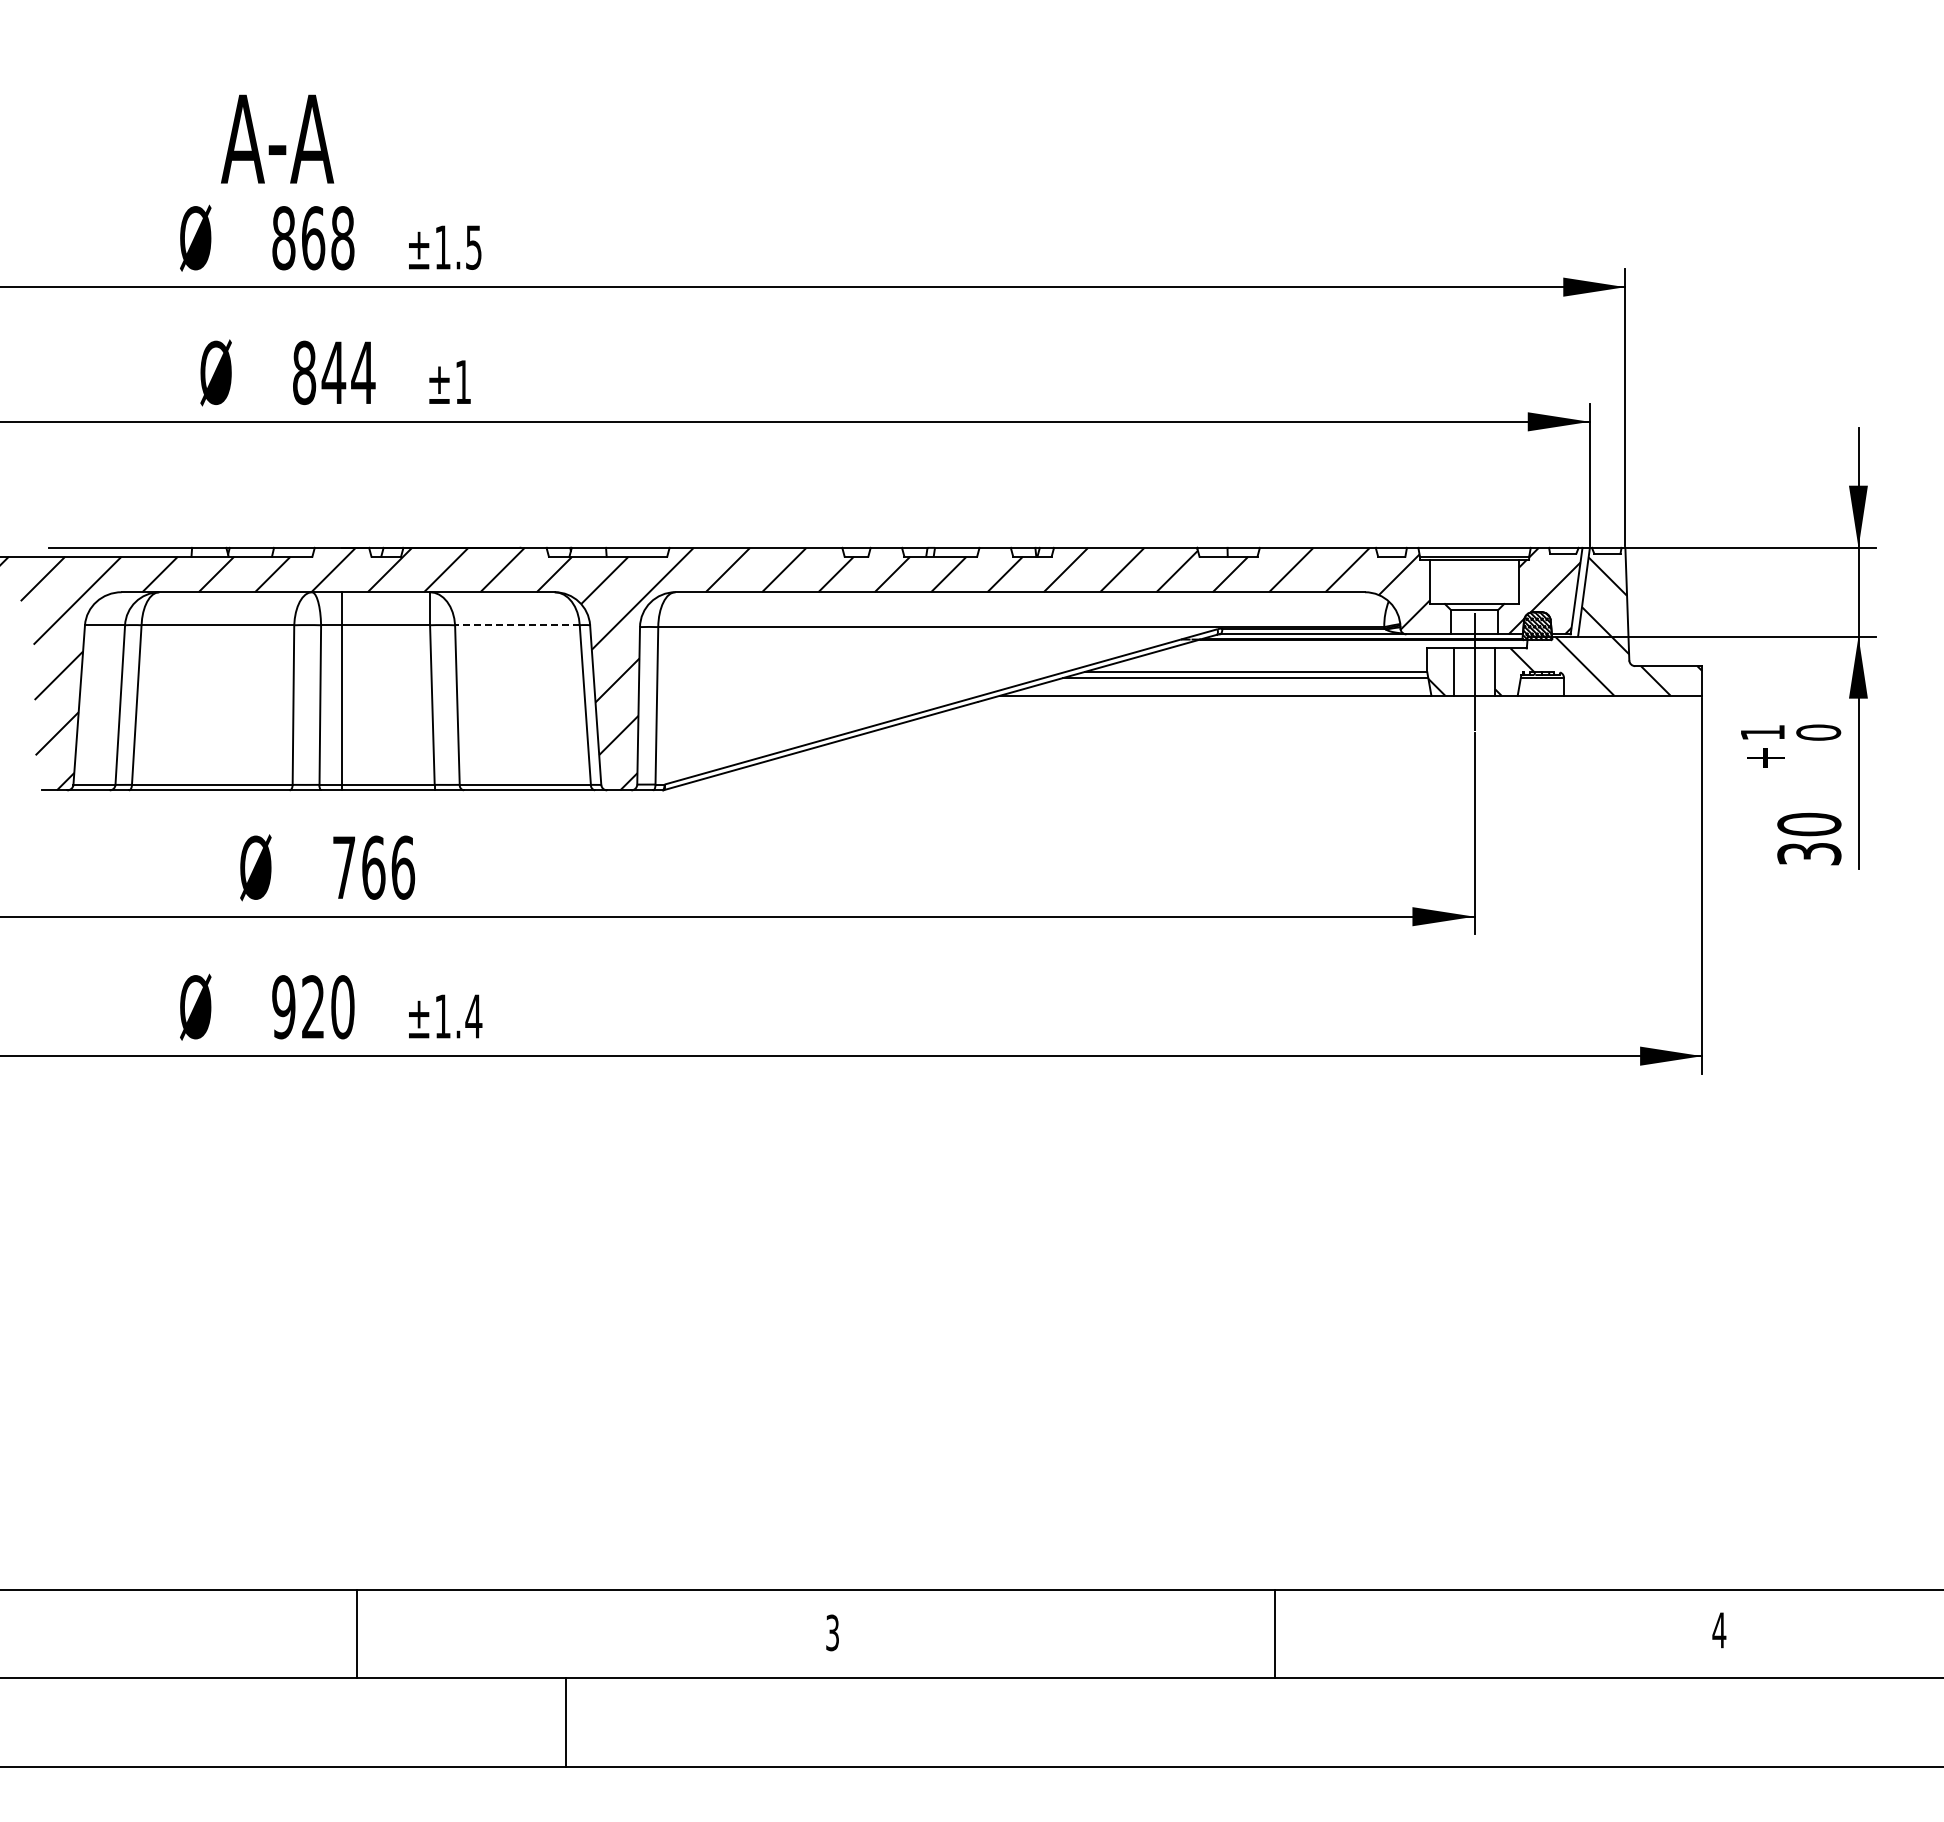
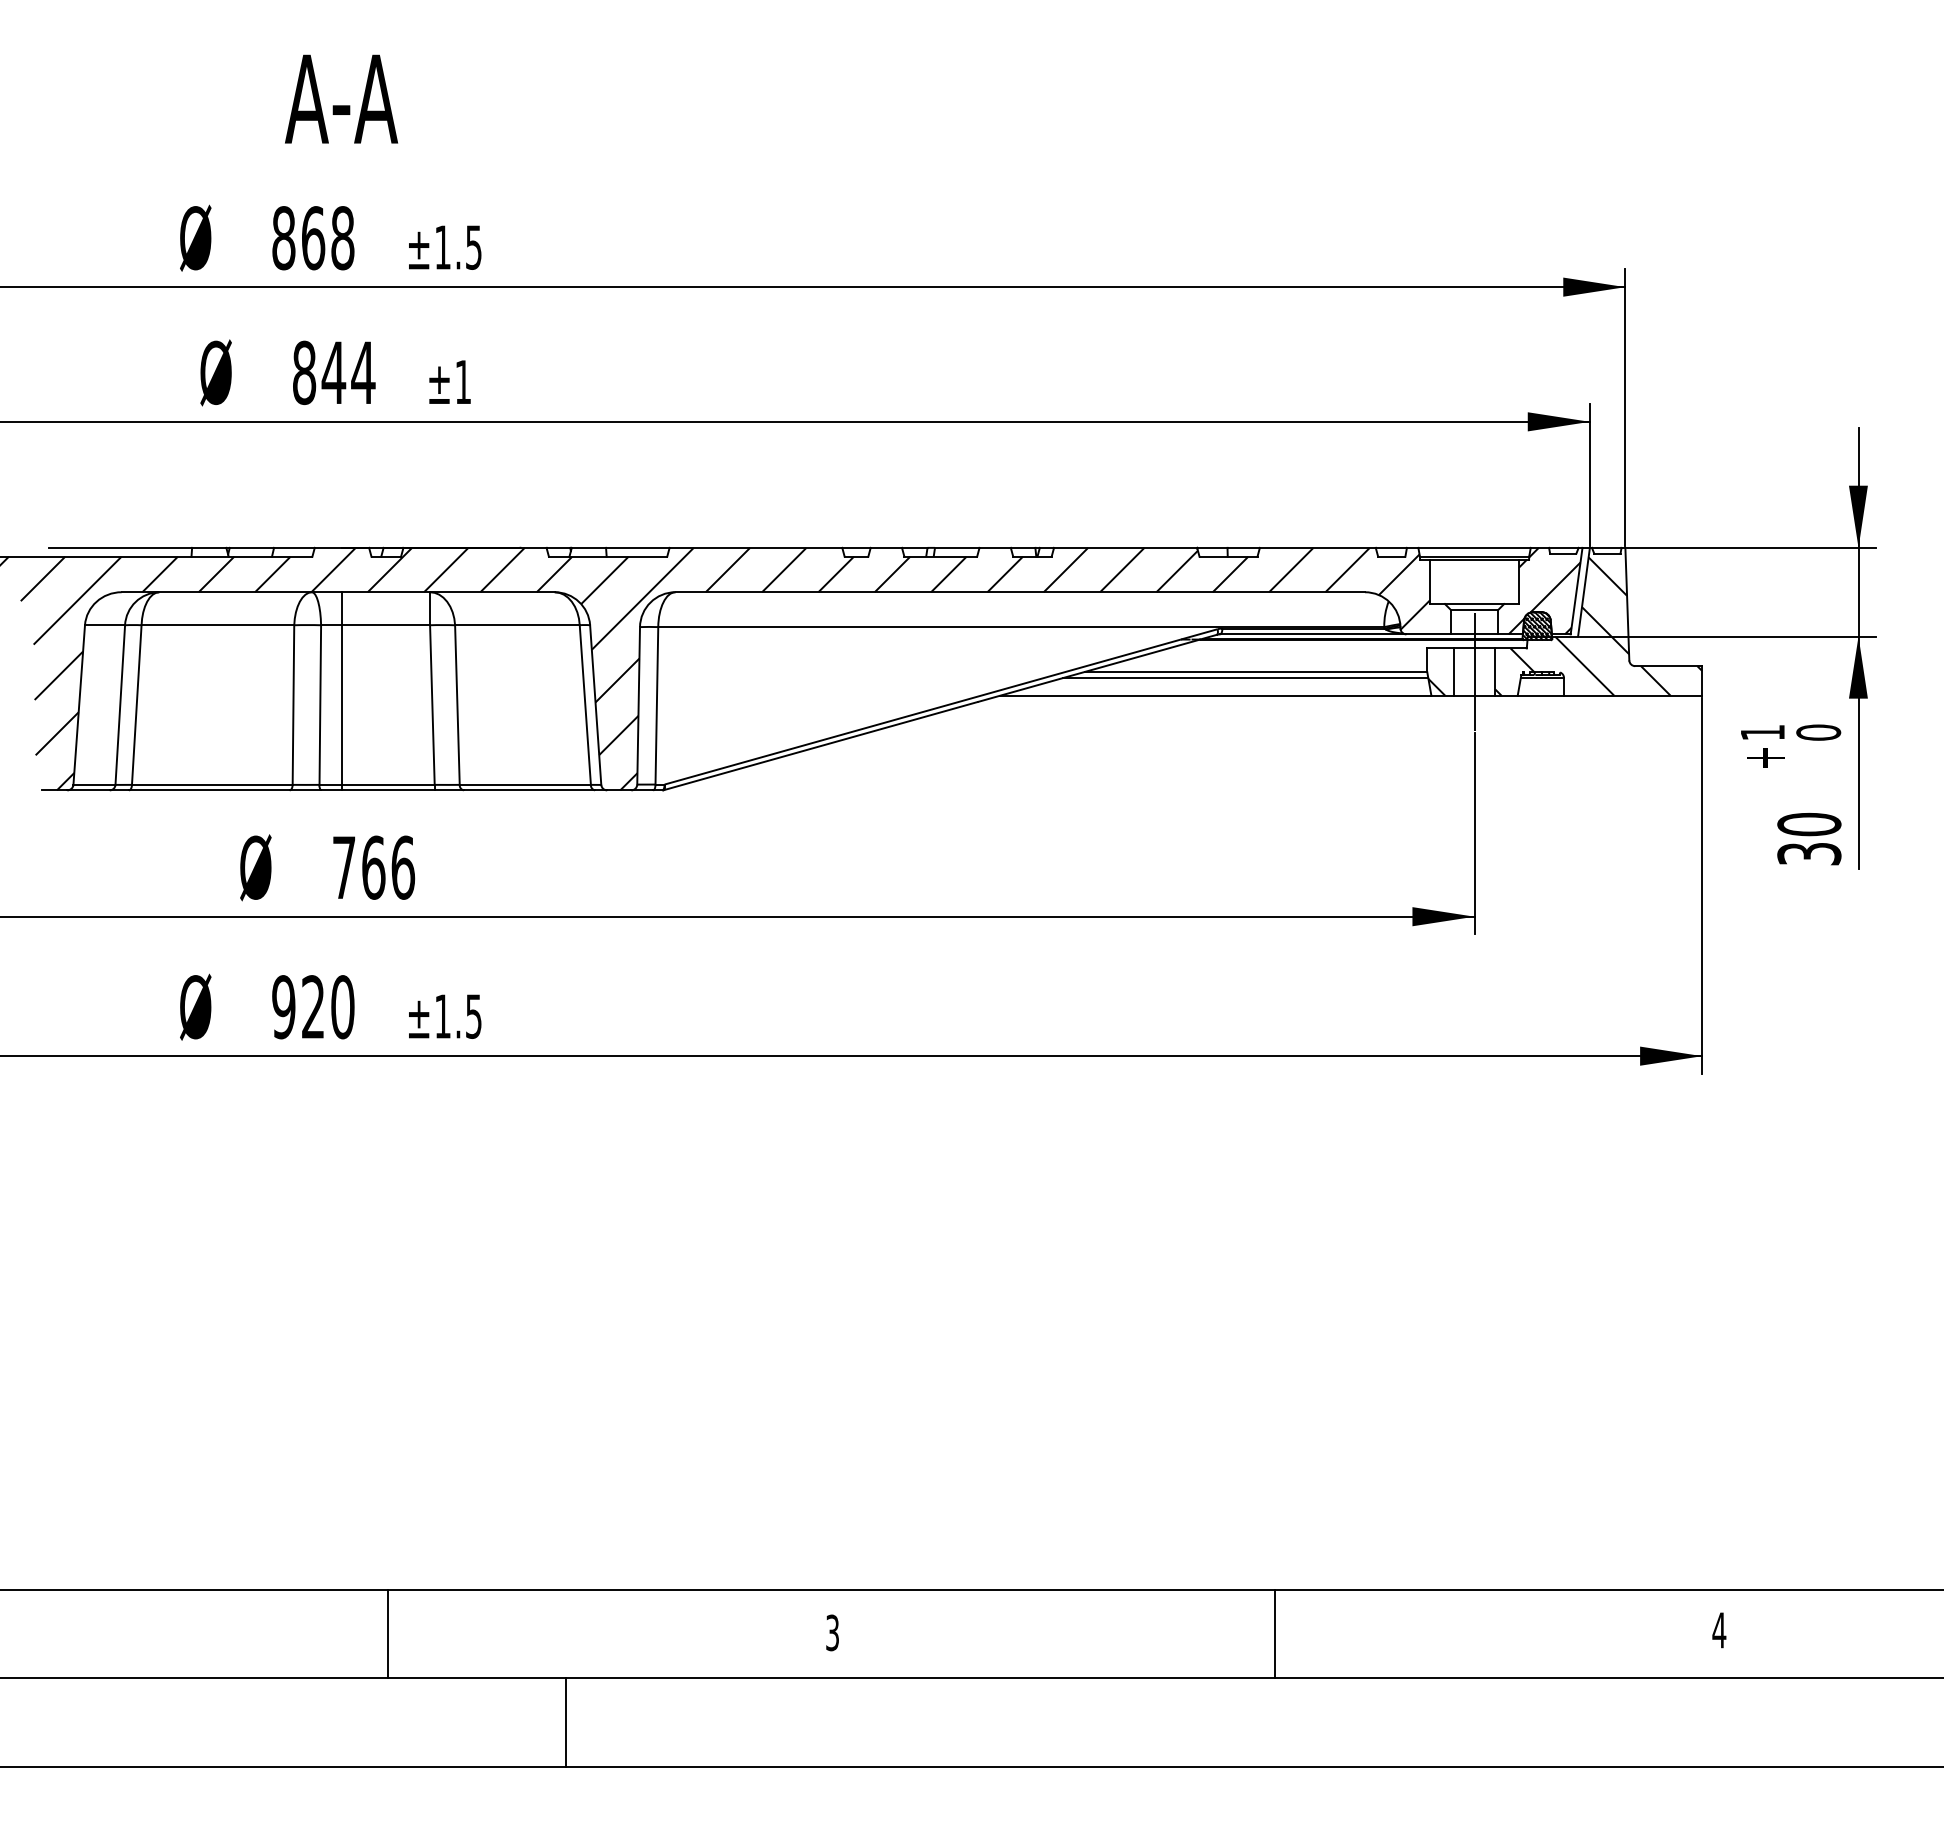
text position: (277, 138) -> (341, 98) (341, 98)
line: dashed -> solid (516, 625)
text: ±1.4 -> ±1.5 (473, 1016)
line position: (357, 1633) -> (388, 1633) (388, 1633)
